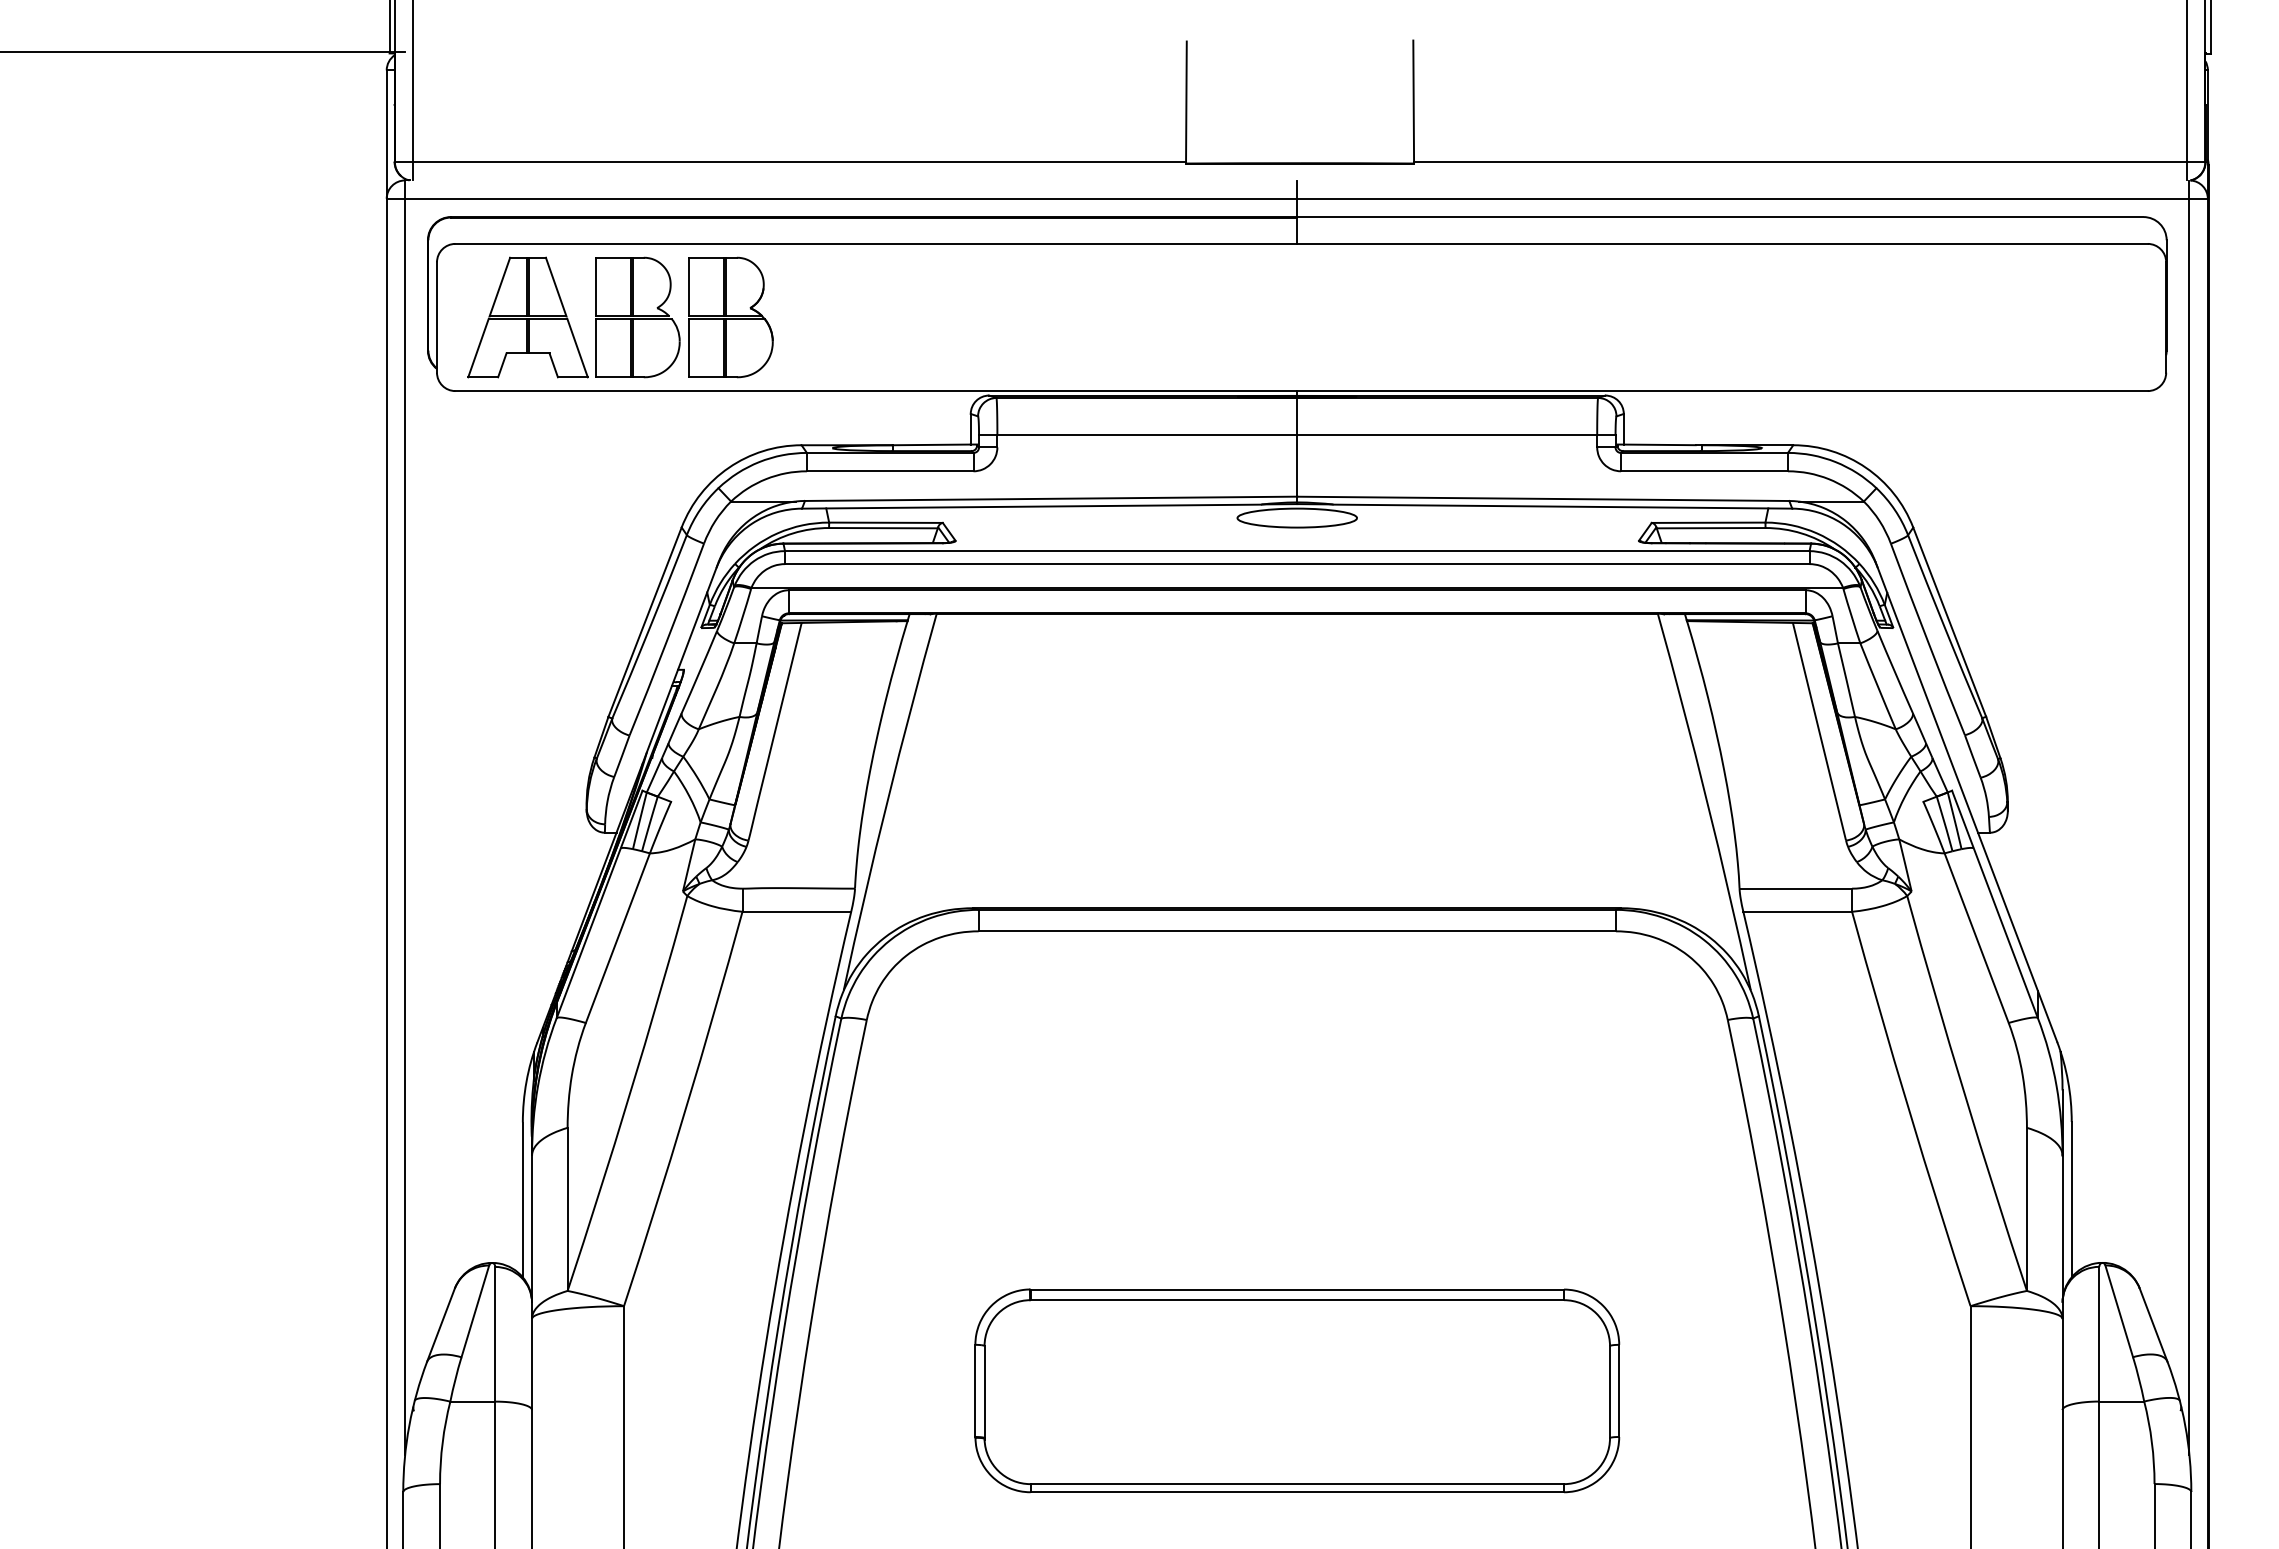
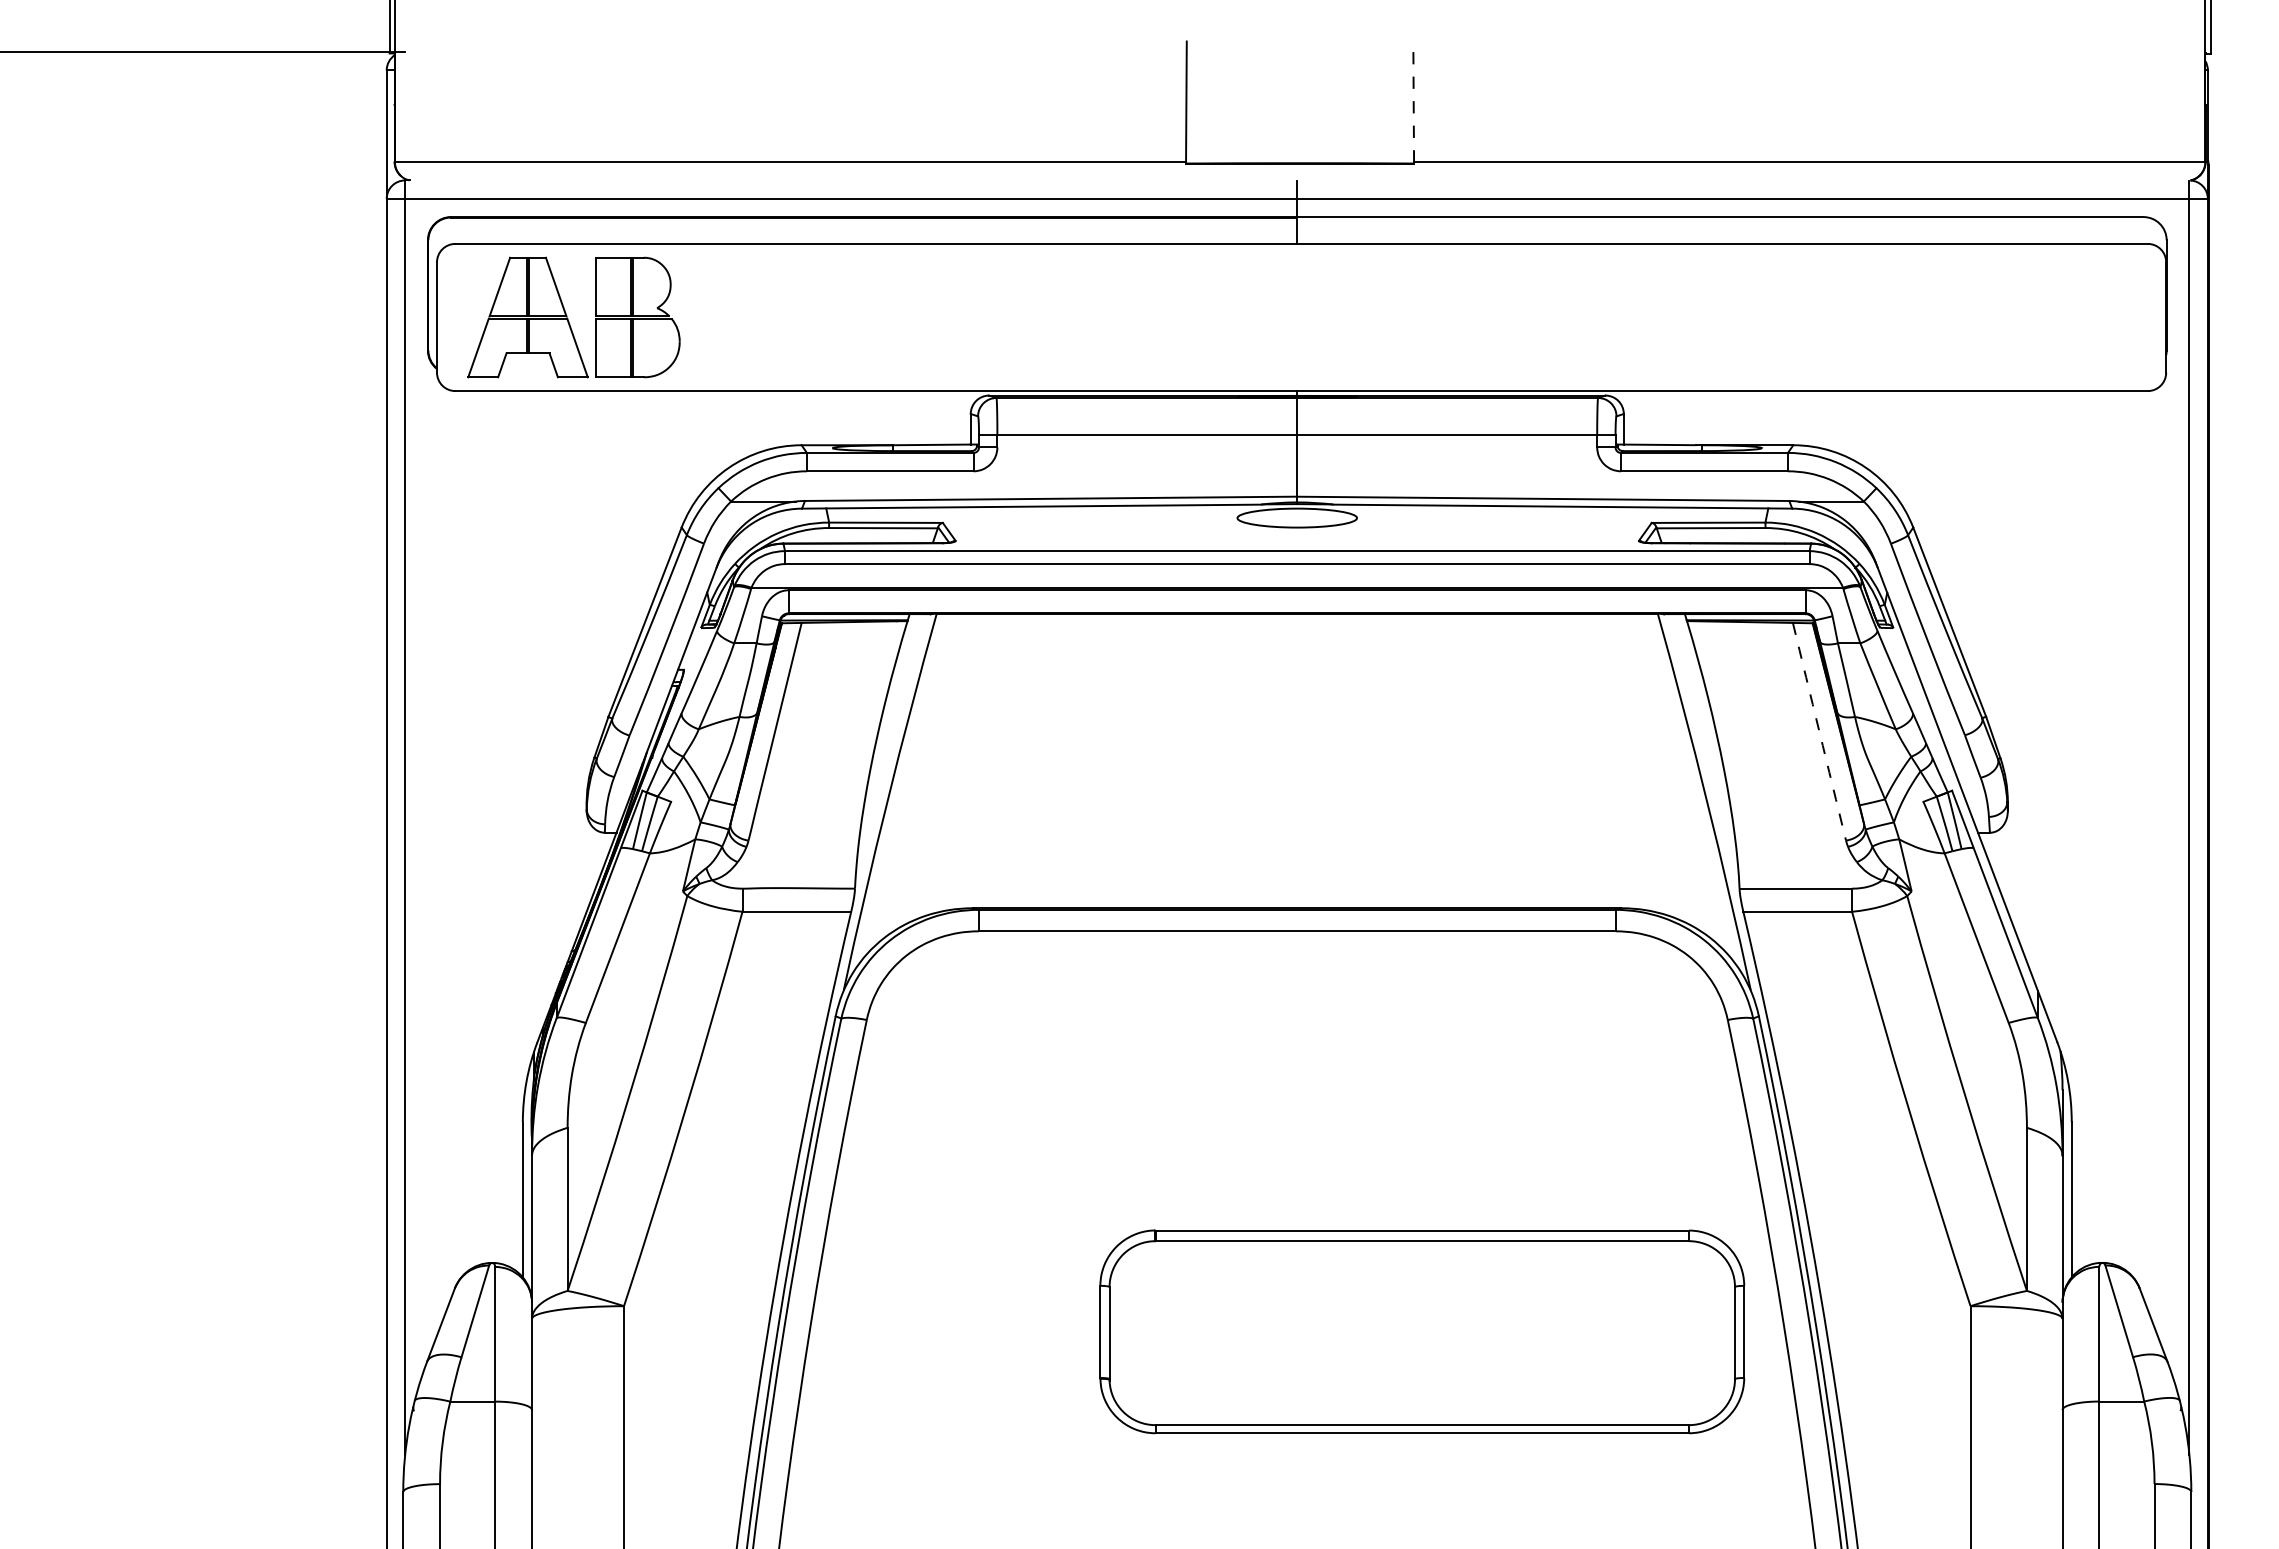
line: present -> none (413, 91)
line: present -> none (2186, 91)
line: solid -> dashed (1413, 101)
part: present -> none (730, 317)
arc: solid -> dashed (1819, 731)
part position: (1297, 1390) -> (1422, 1331) (1422, 1331)
